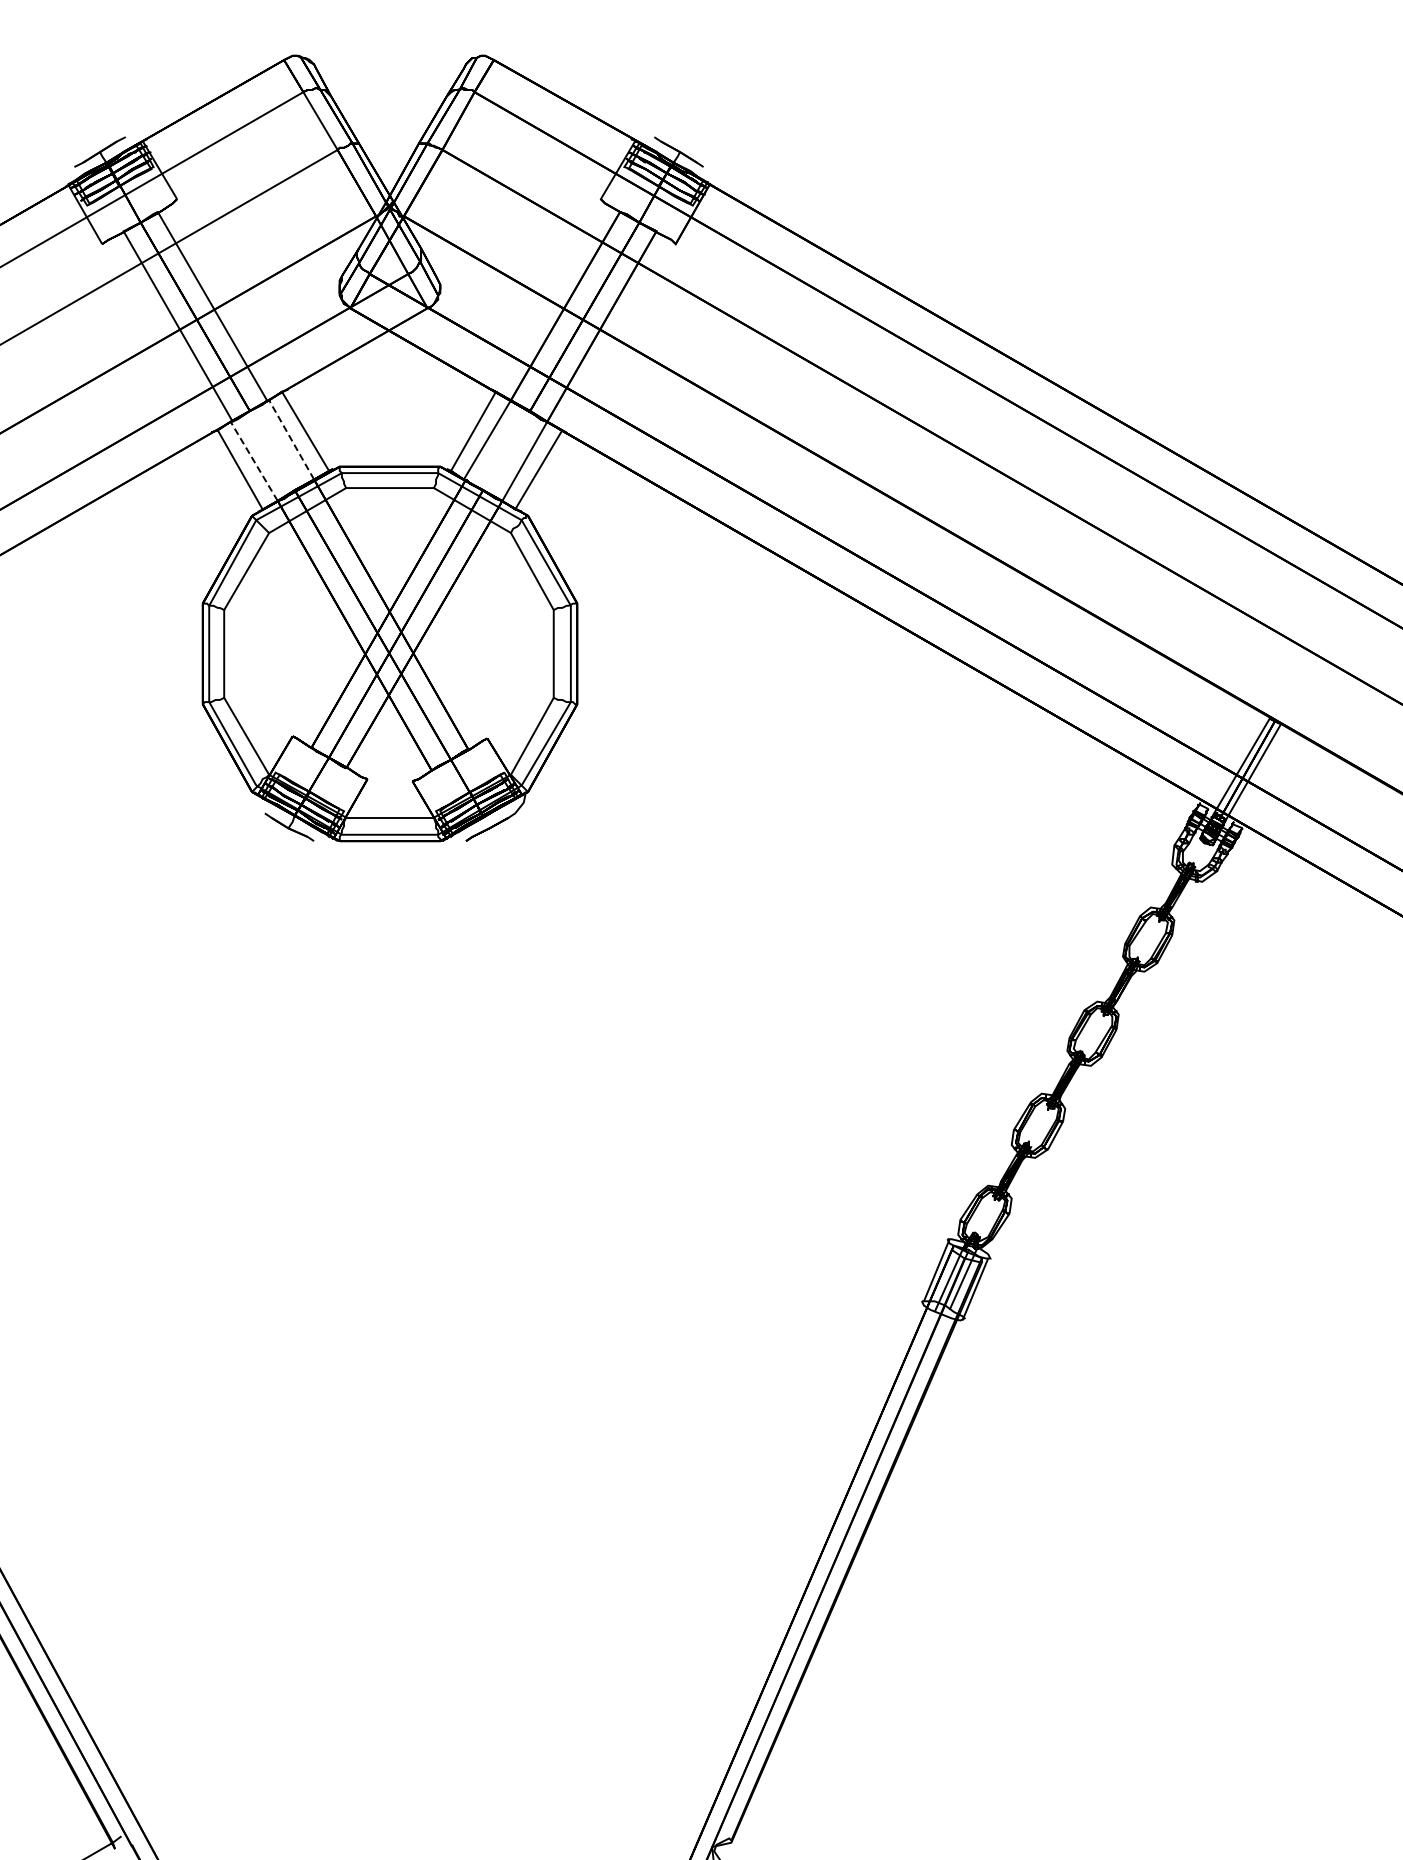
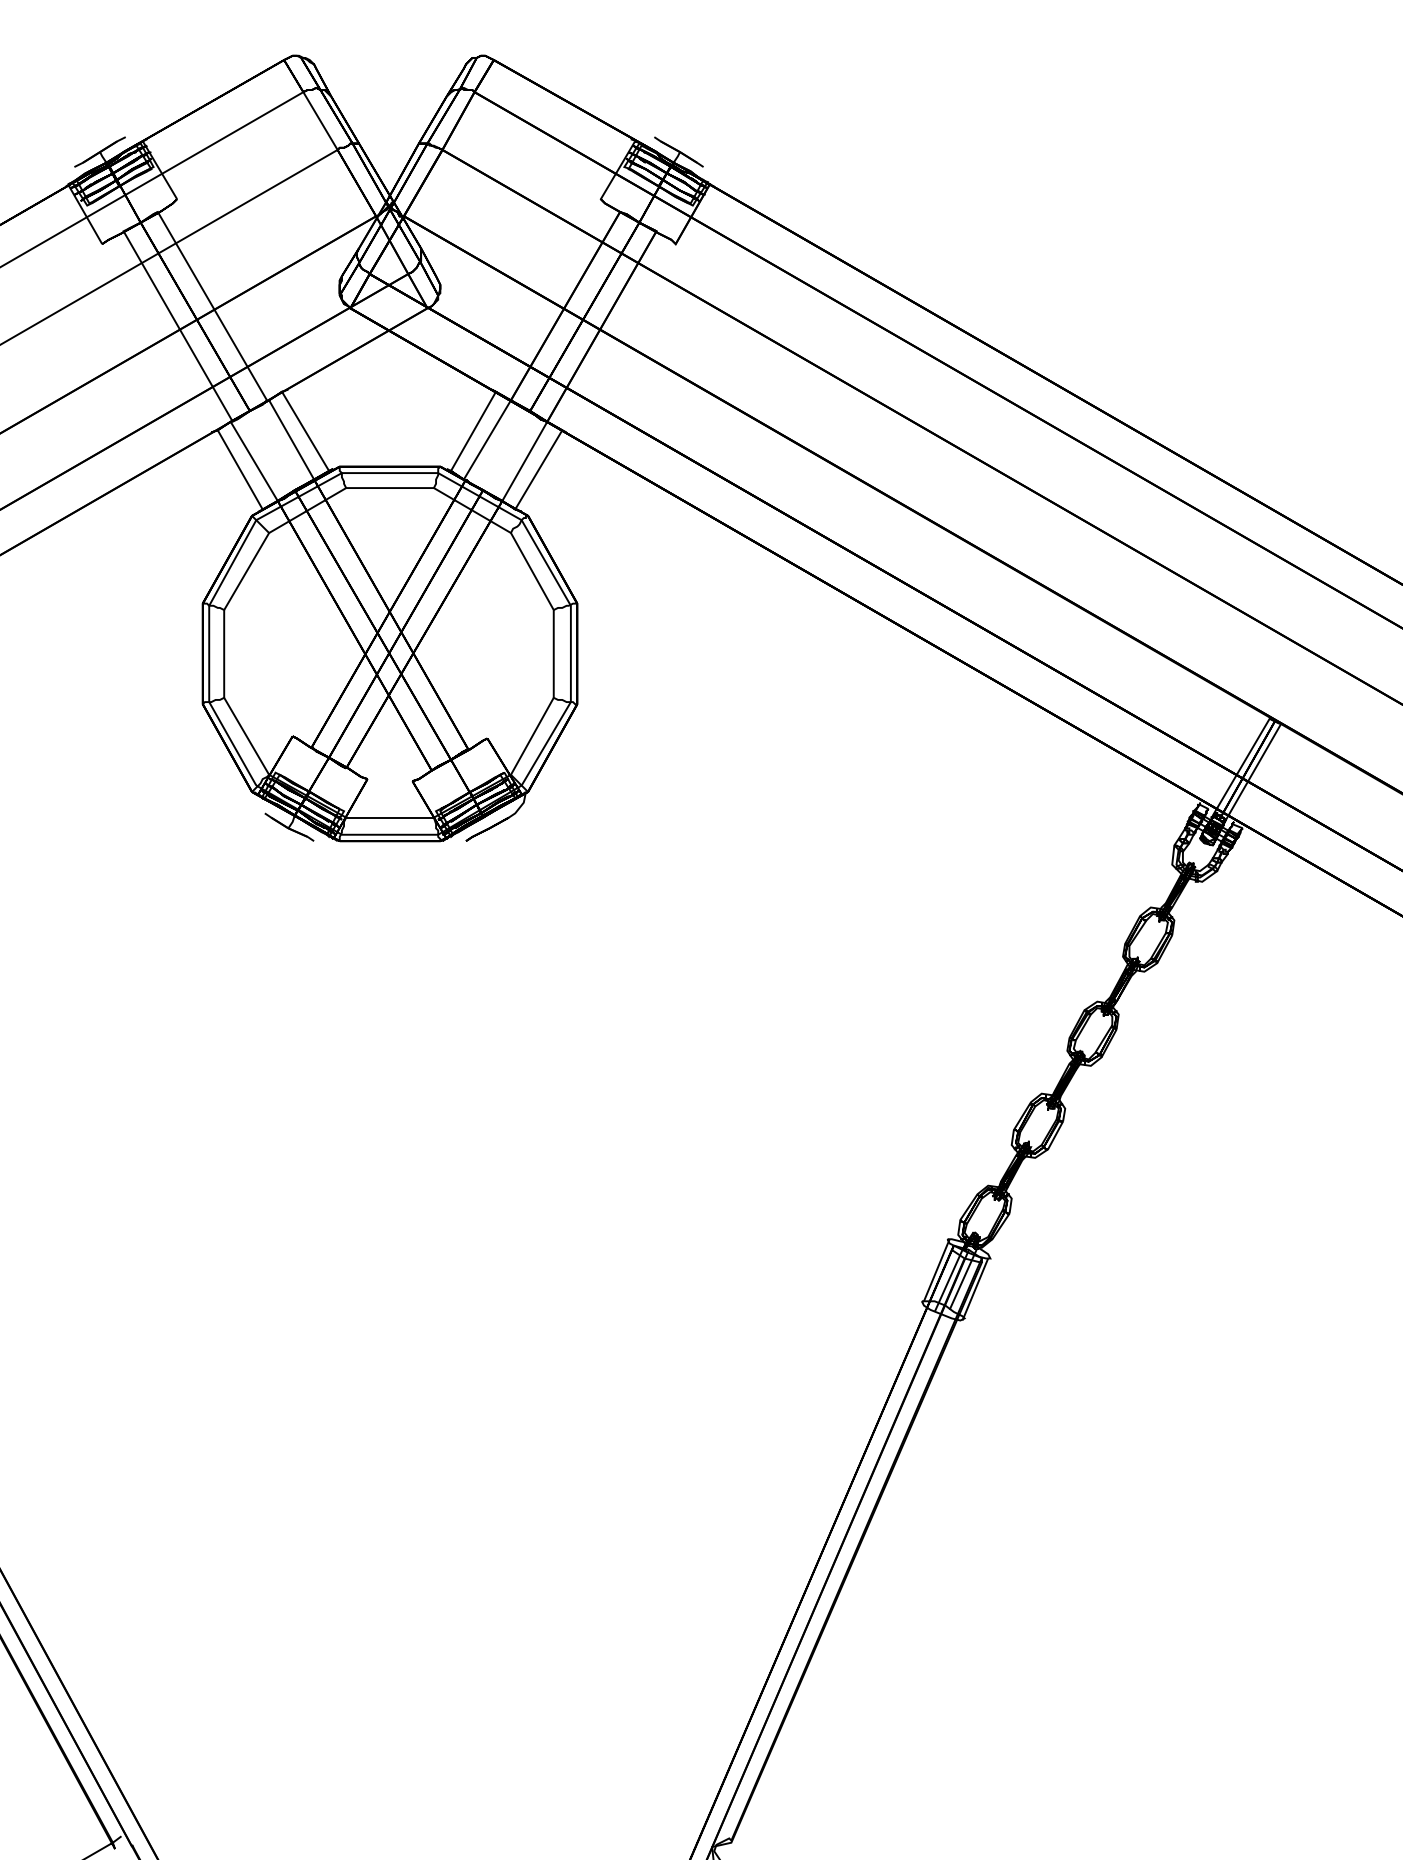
line: dashed -> solid (291, 439)
line: dashed -> solid (253, 460)
